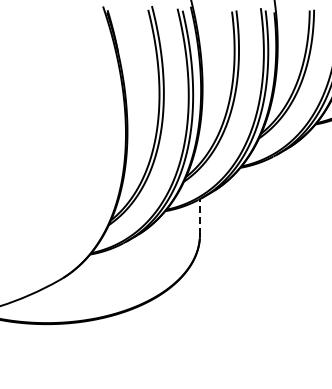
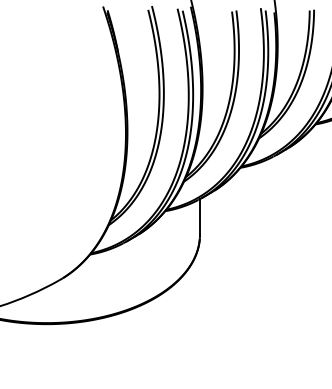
line: dashed -> solid (200, 216)
